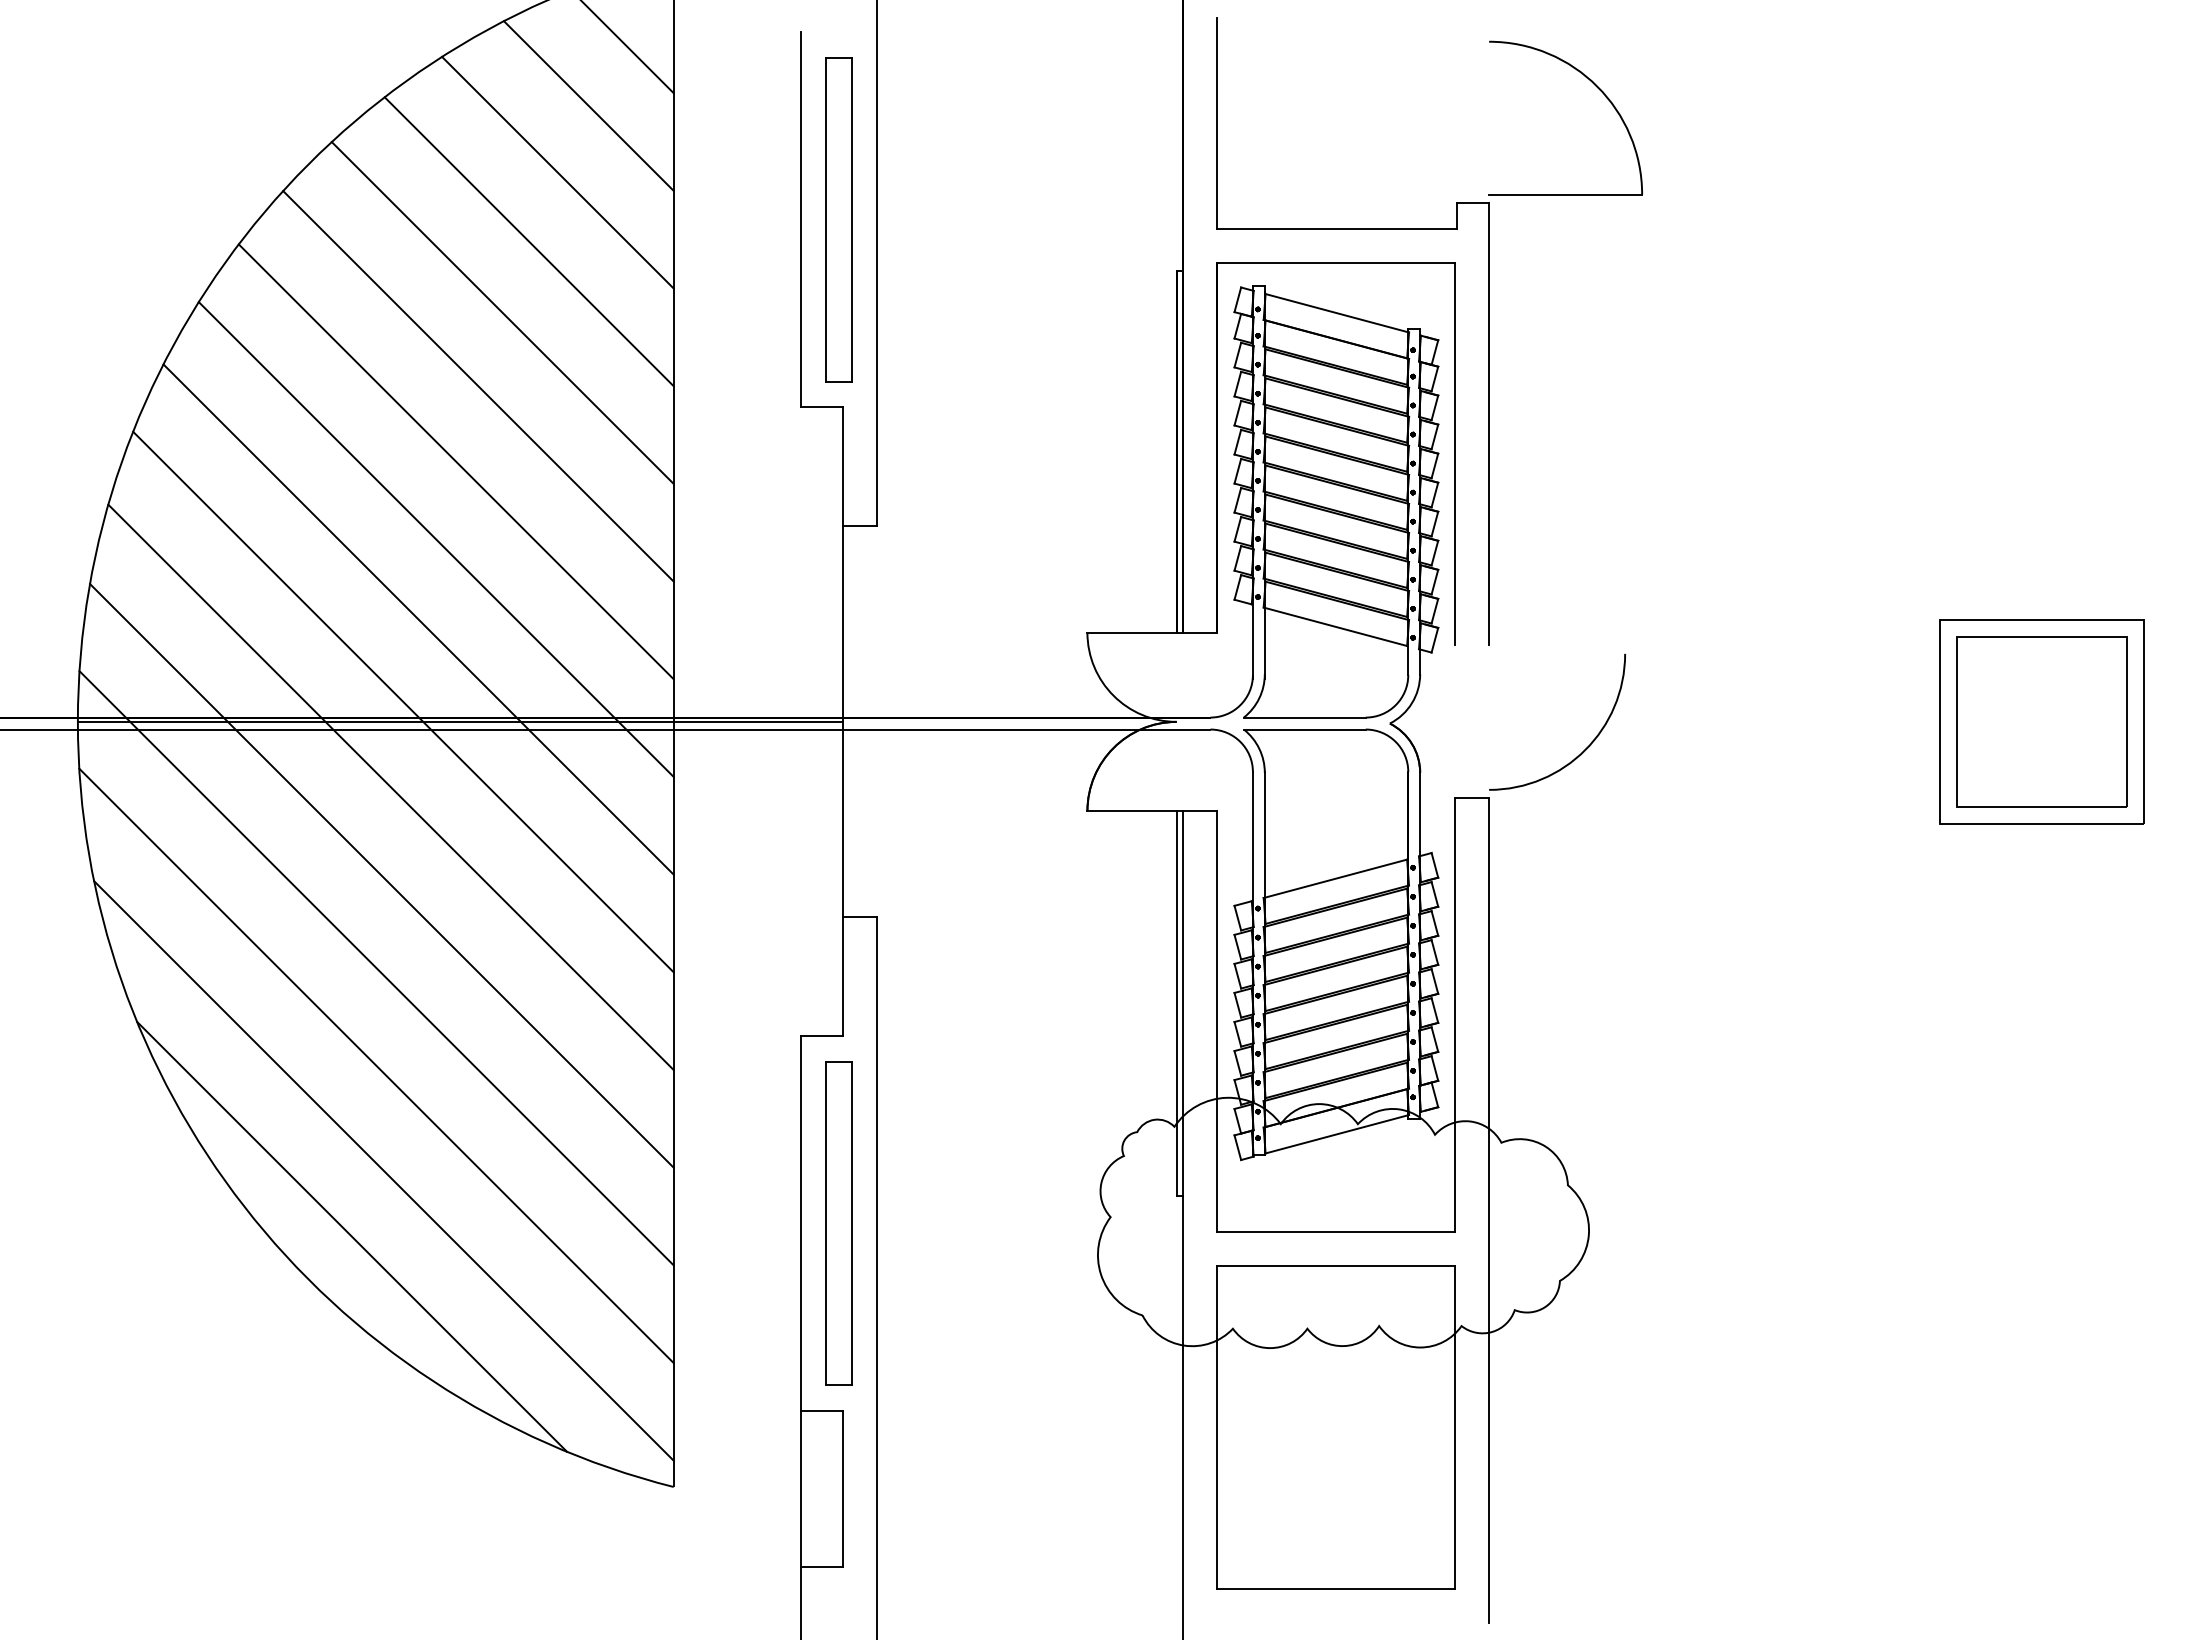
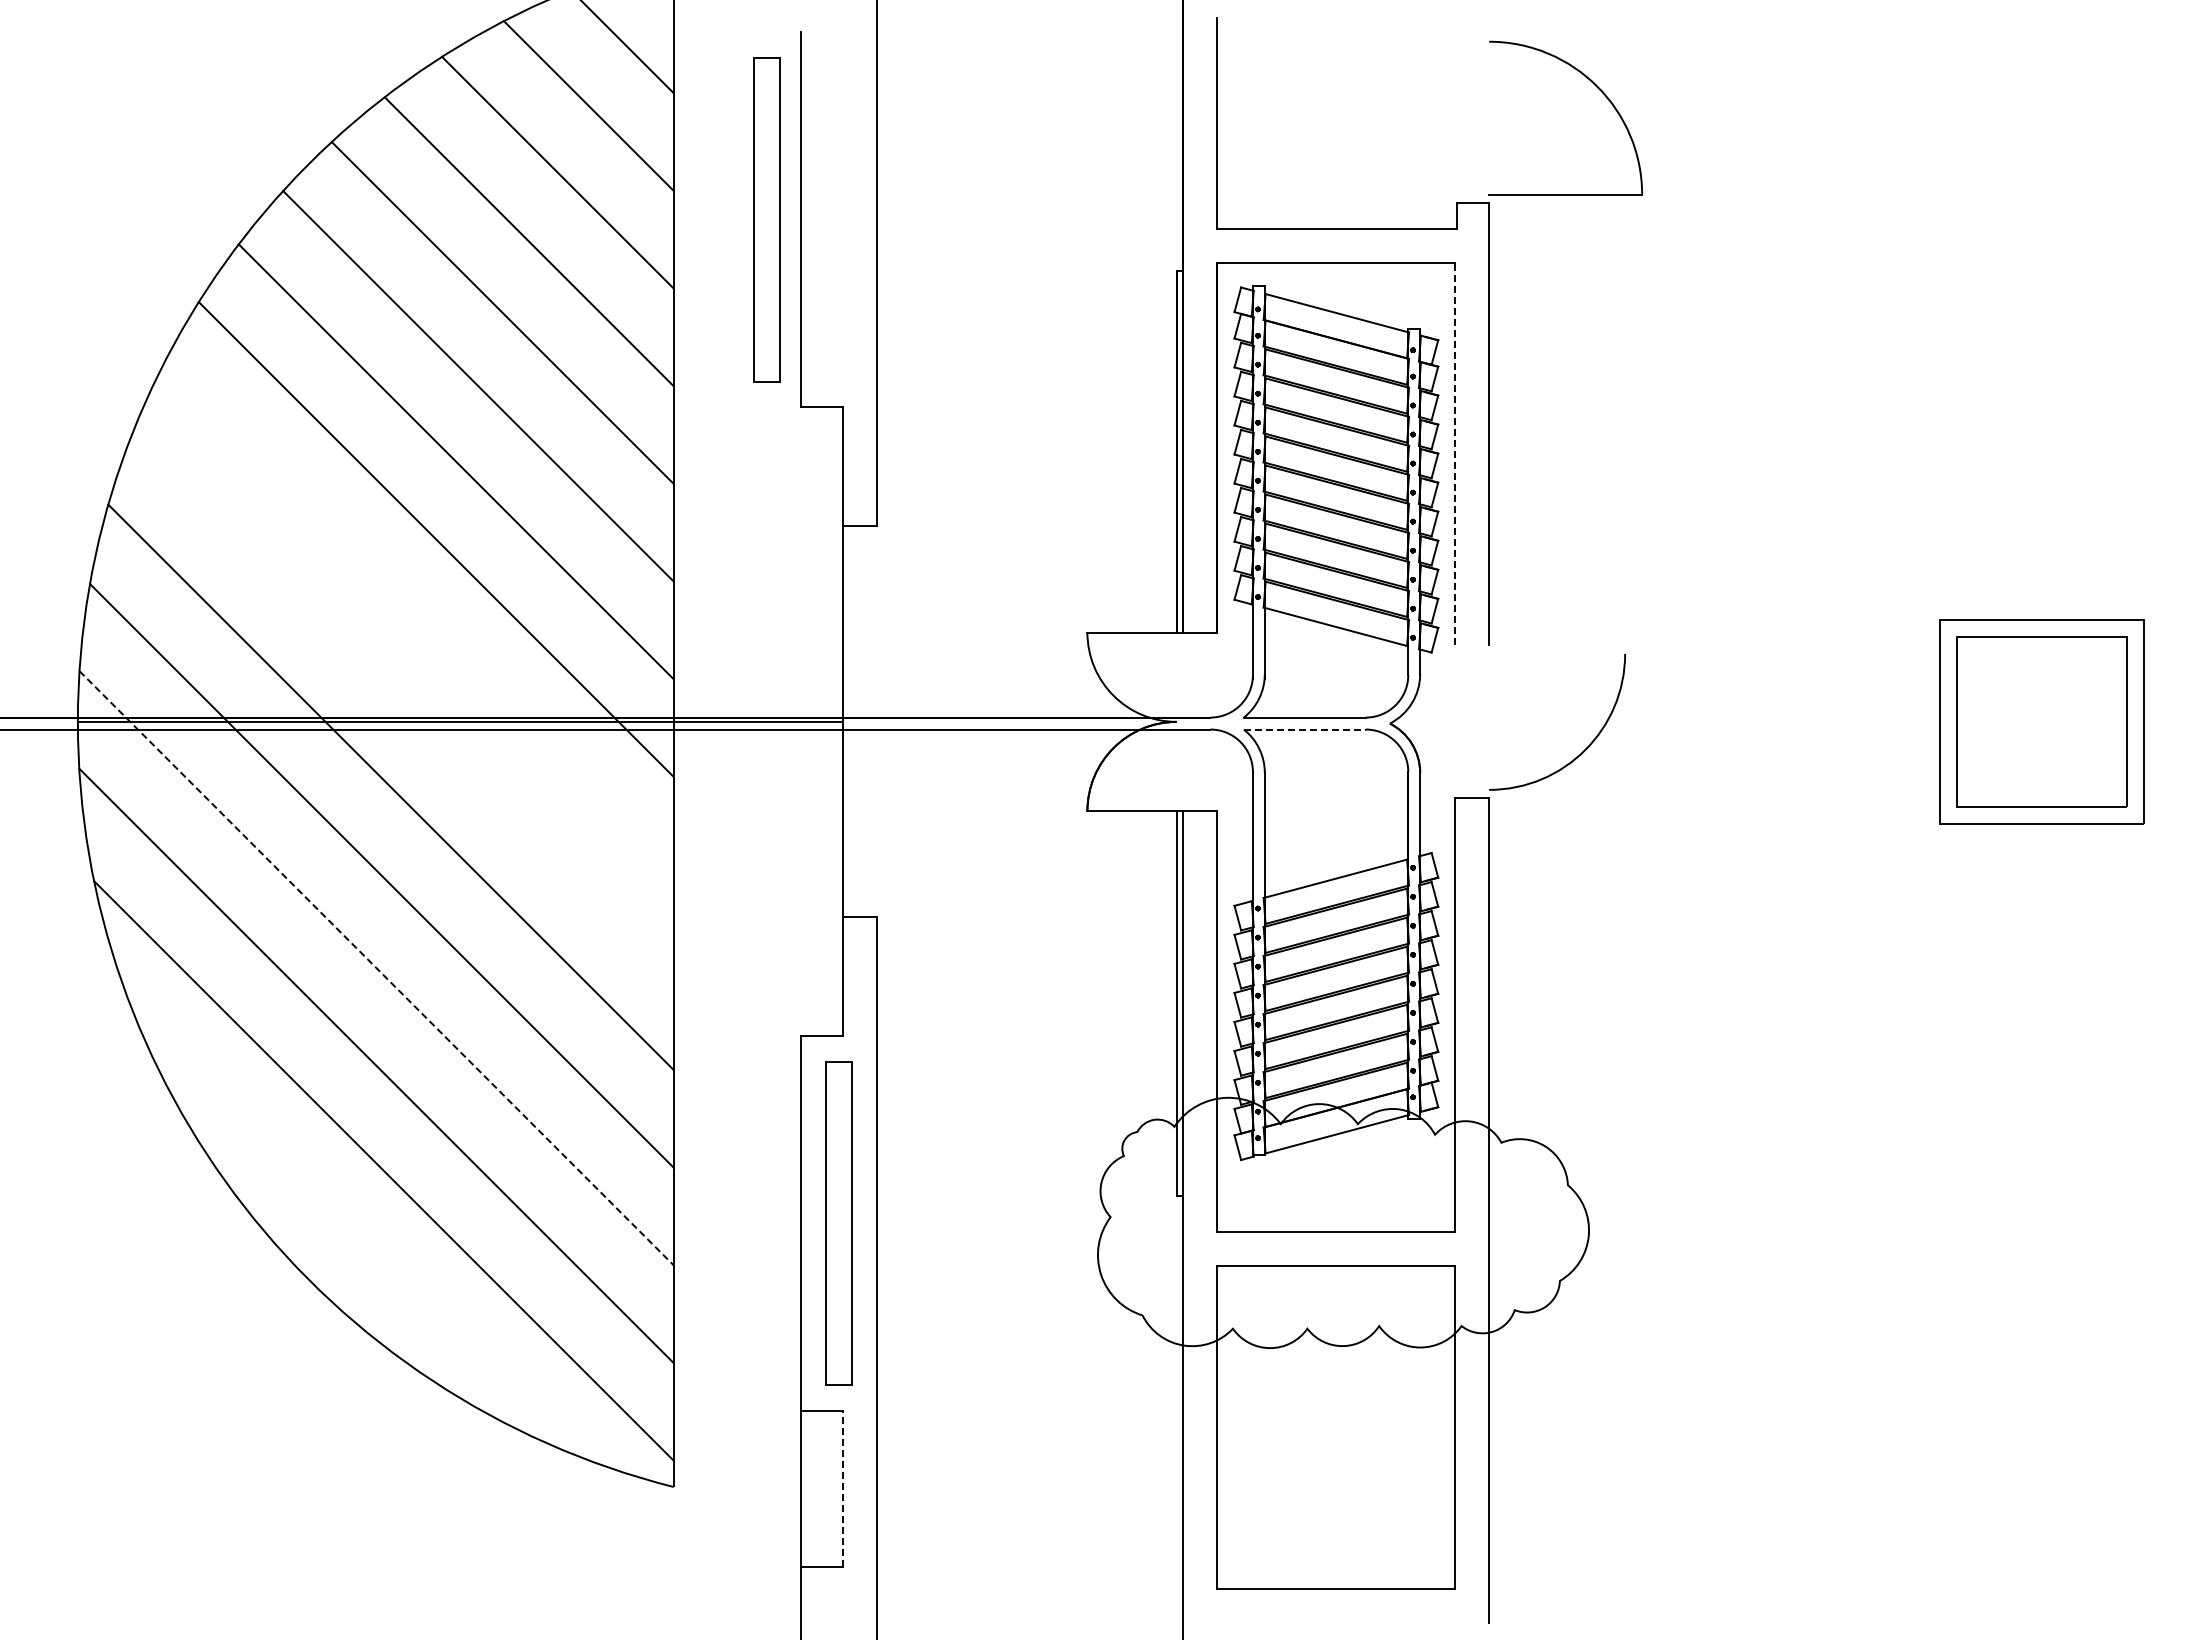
part position: (838, 219) -> (766, 219) (766, 219)
line: solid -> dashed (1455, 453)
line: present -> none (418, 619)
line: present -> none (403, 701)
line: solid -> dashed (1304, 729)
line: solid -> dashed (377, 968)
line: present -> none (352, 1236)
line: solid -> dashed (843, 1488)
